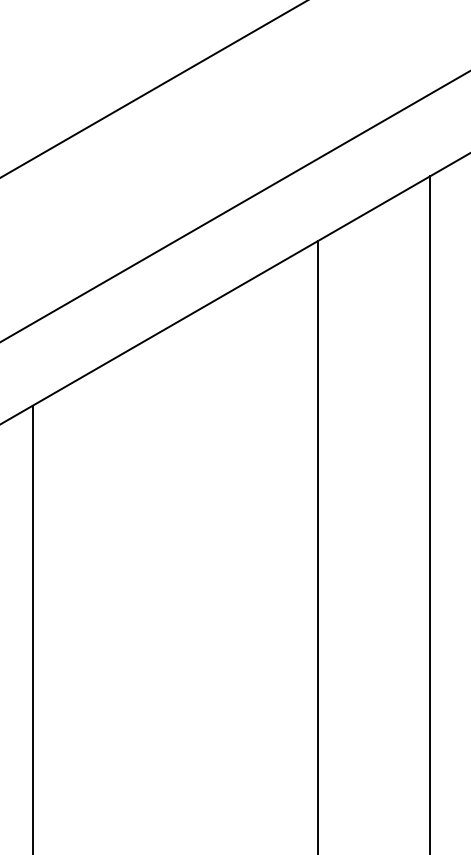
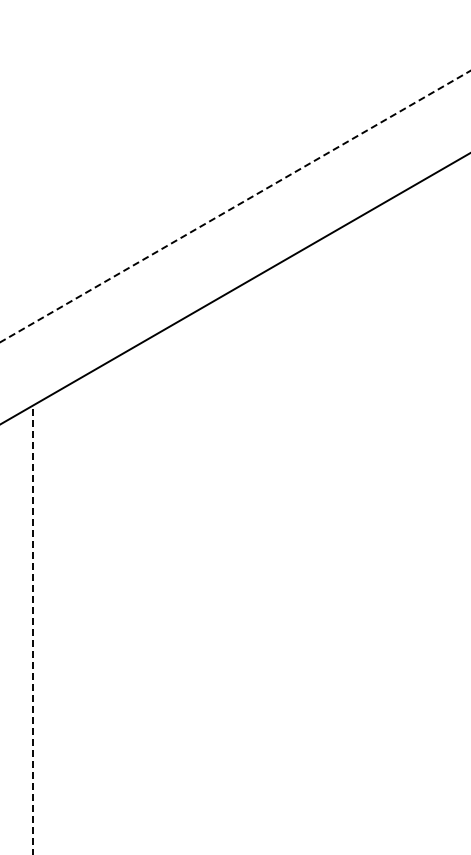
line: present -> none (153, 89)
line: solid -> dashed (235, 206)
line: present -> none (430, 513)
line: present -> none (317, 546)
line: solid -> dashed (32, 629)
